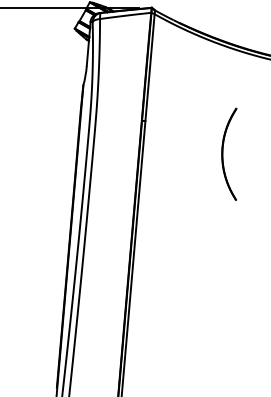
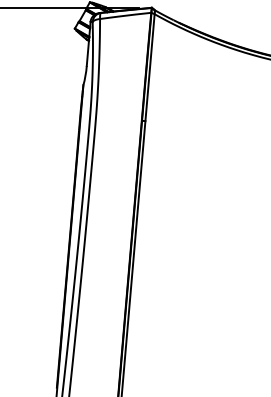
part: present -> none (229, 153)
